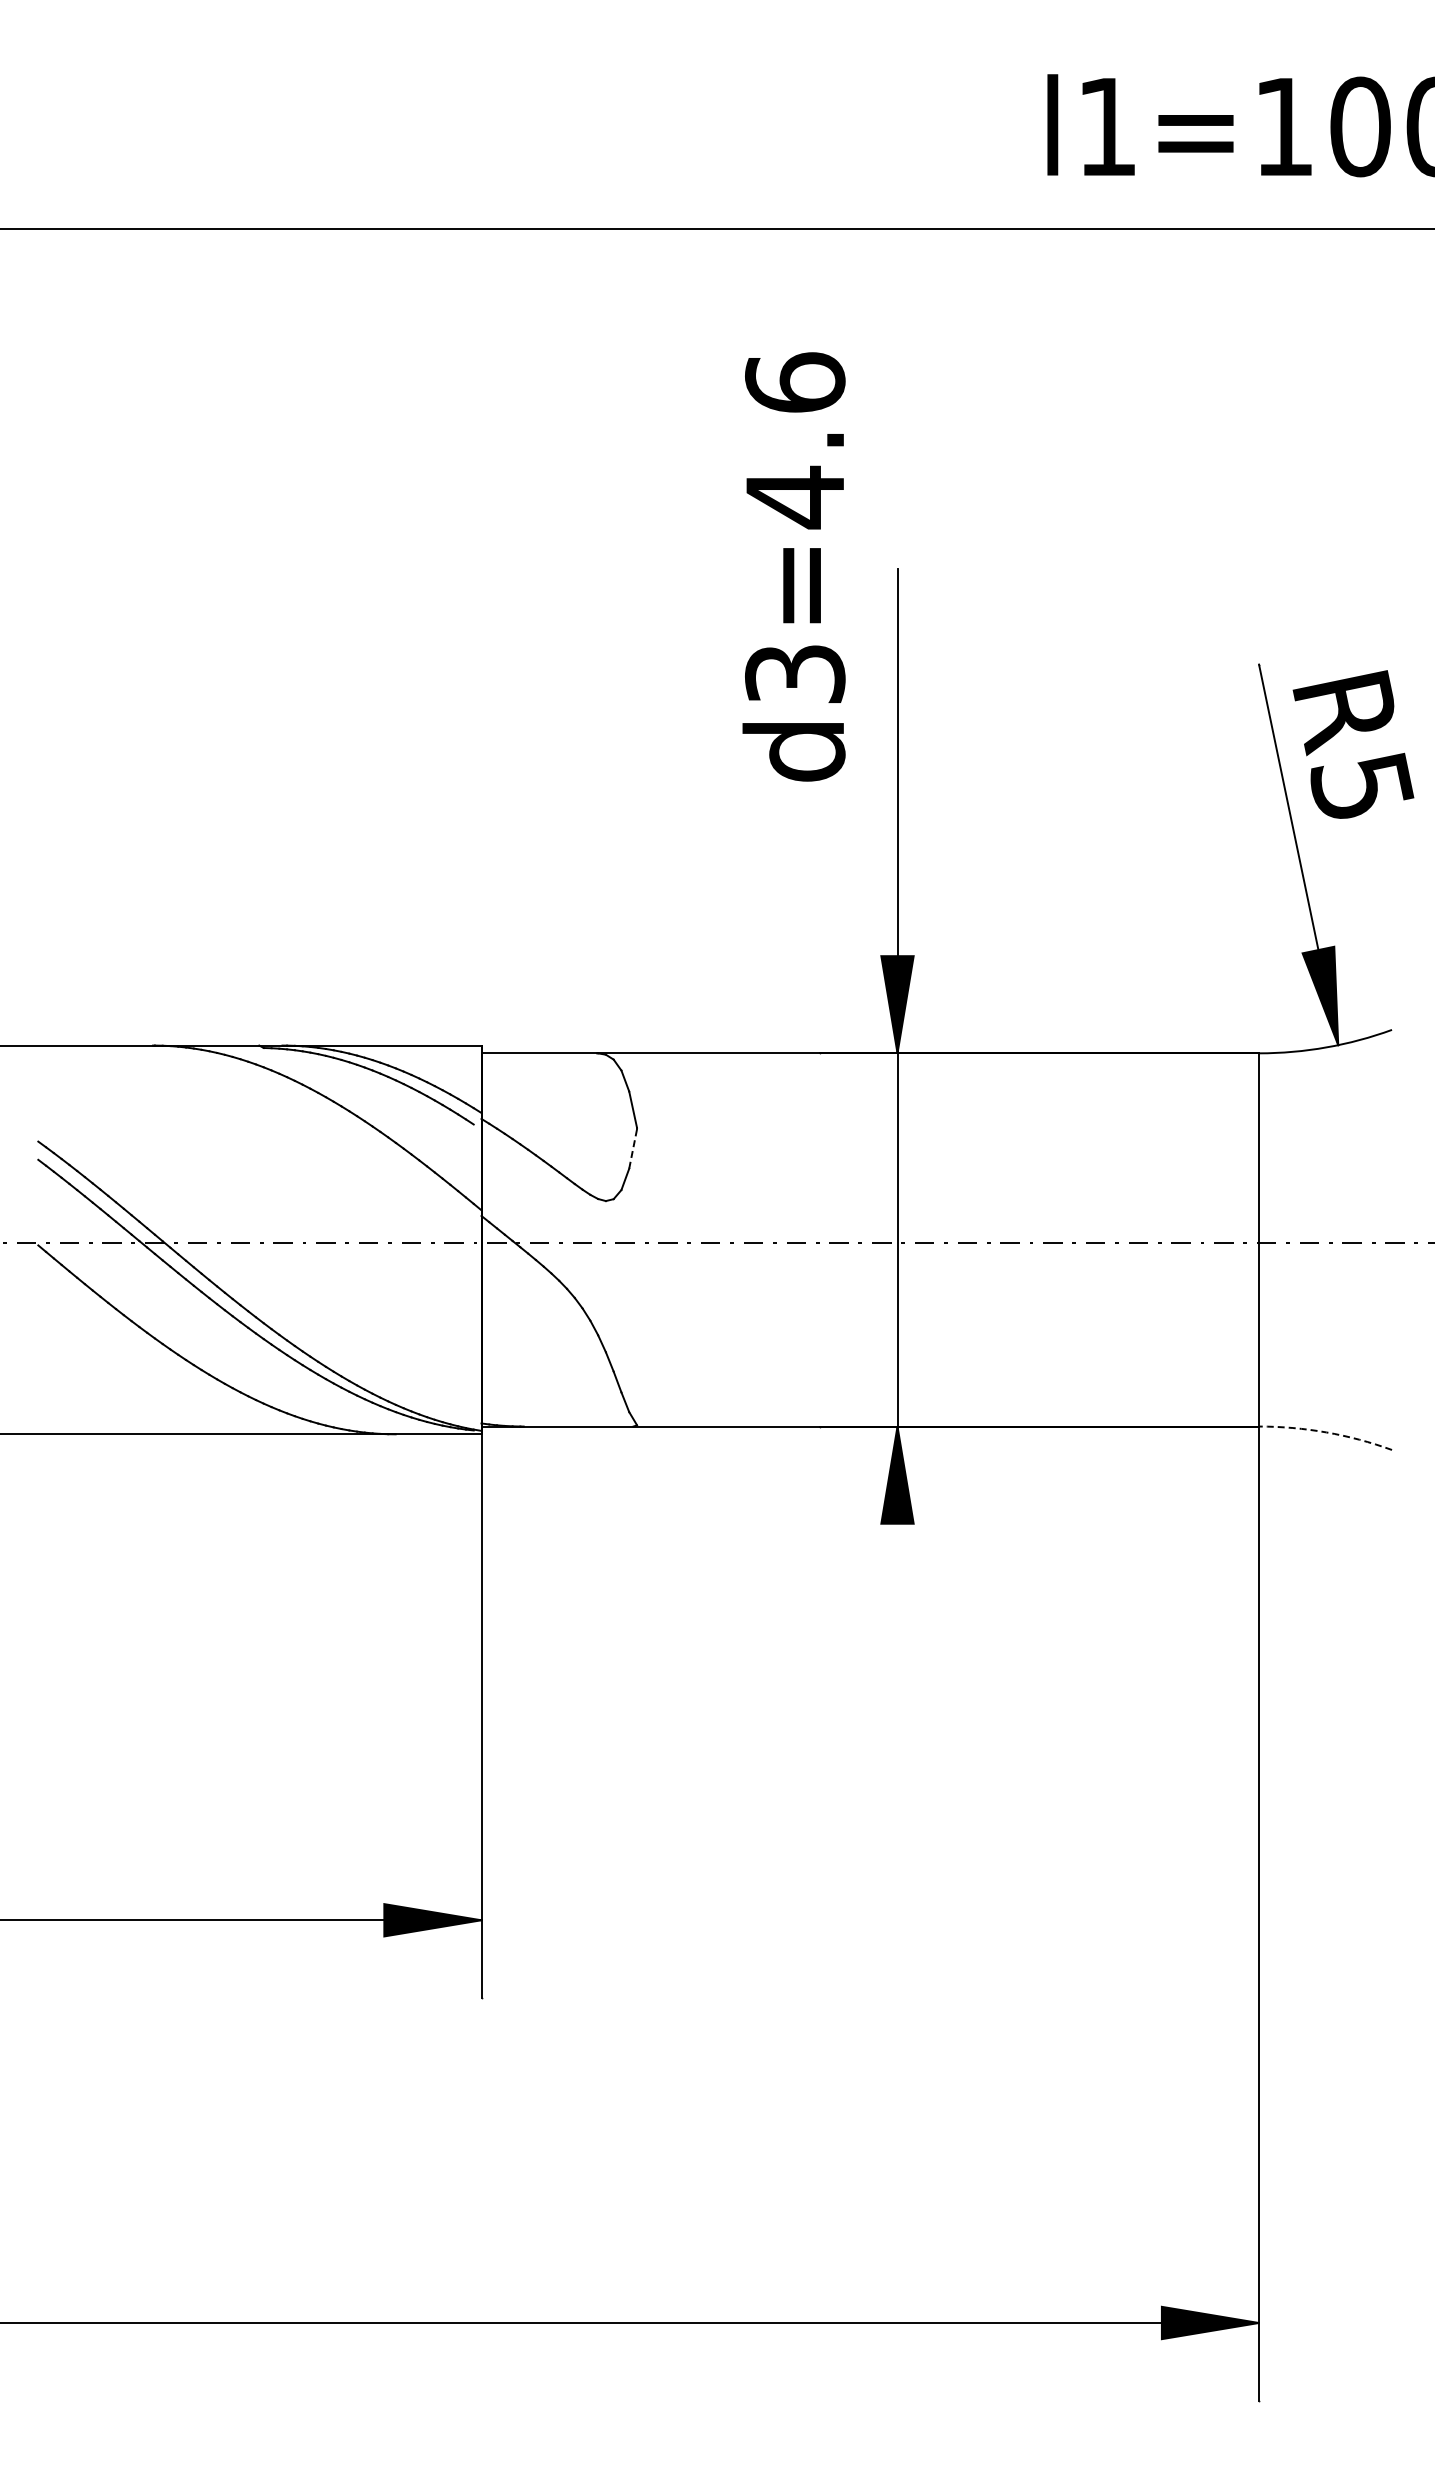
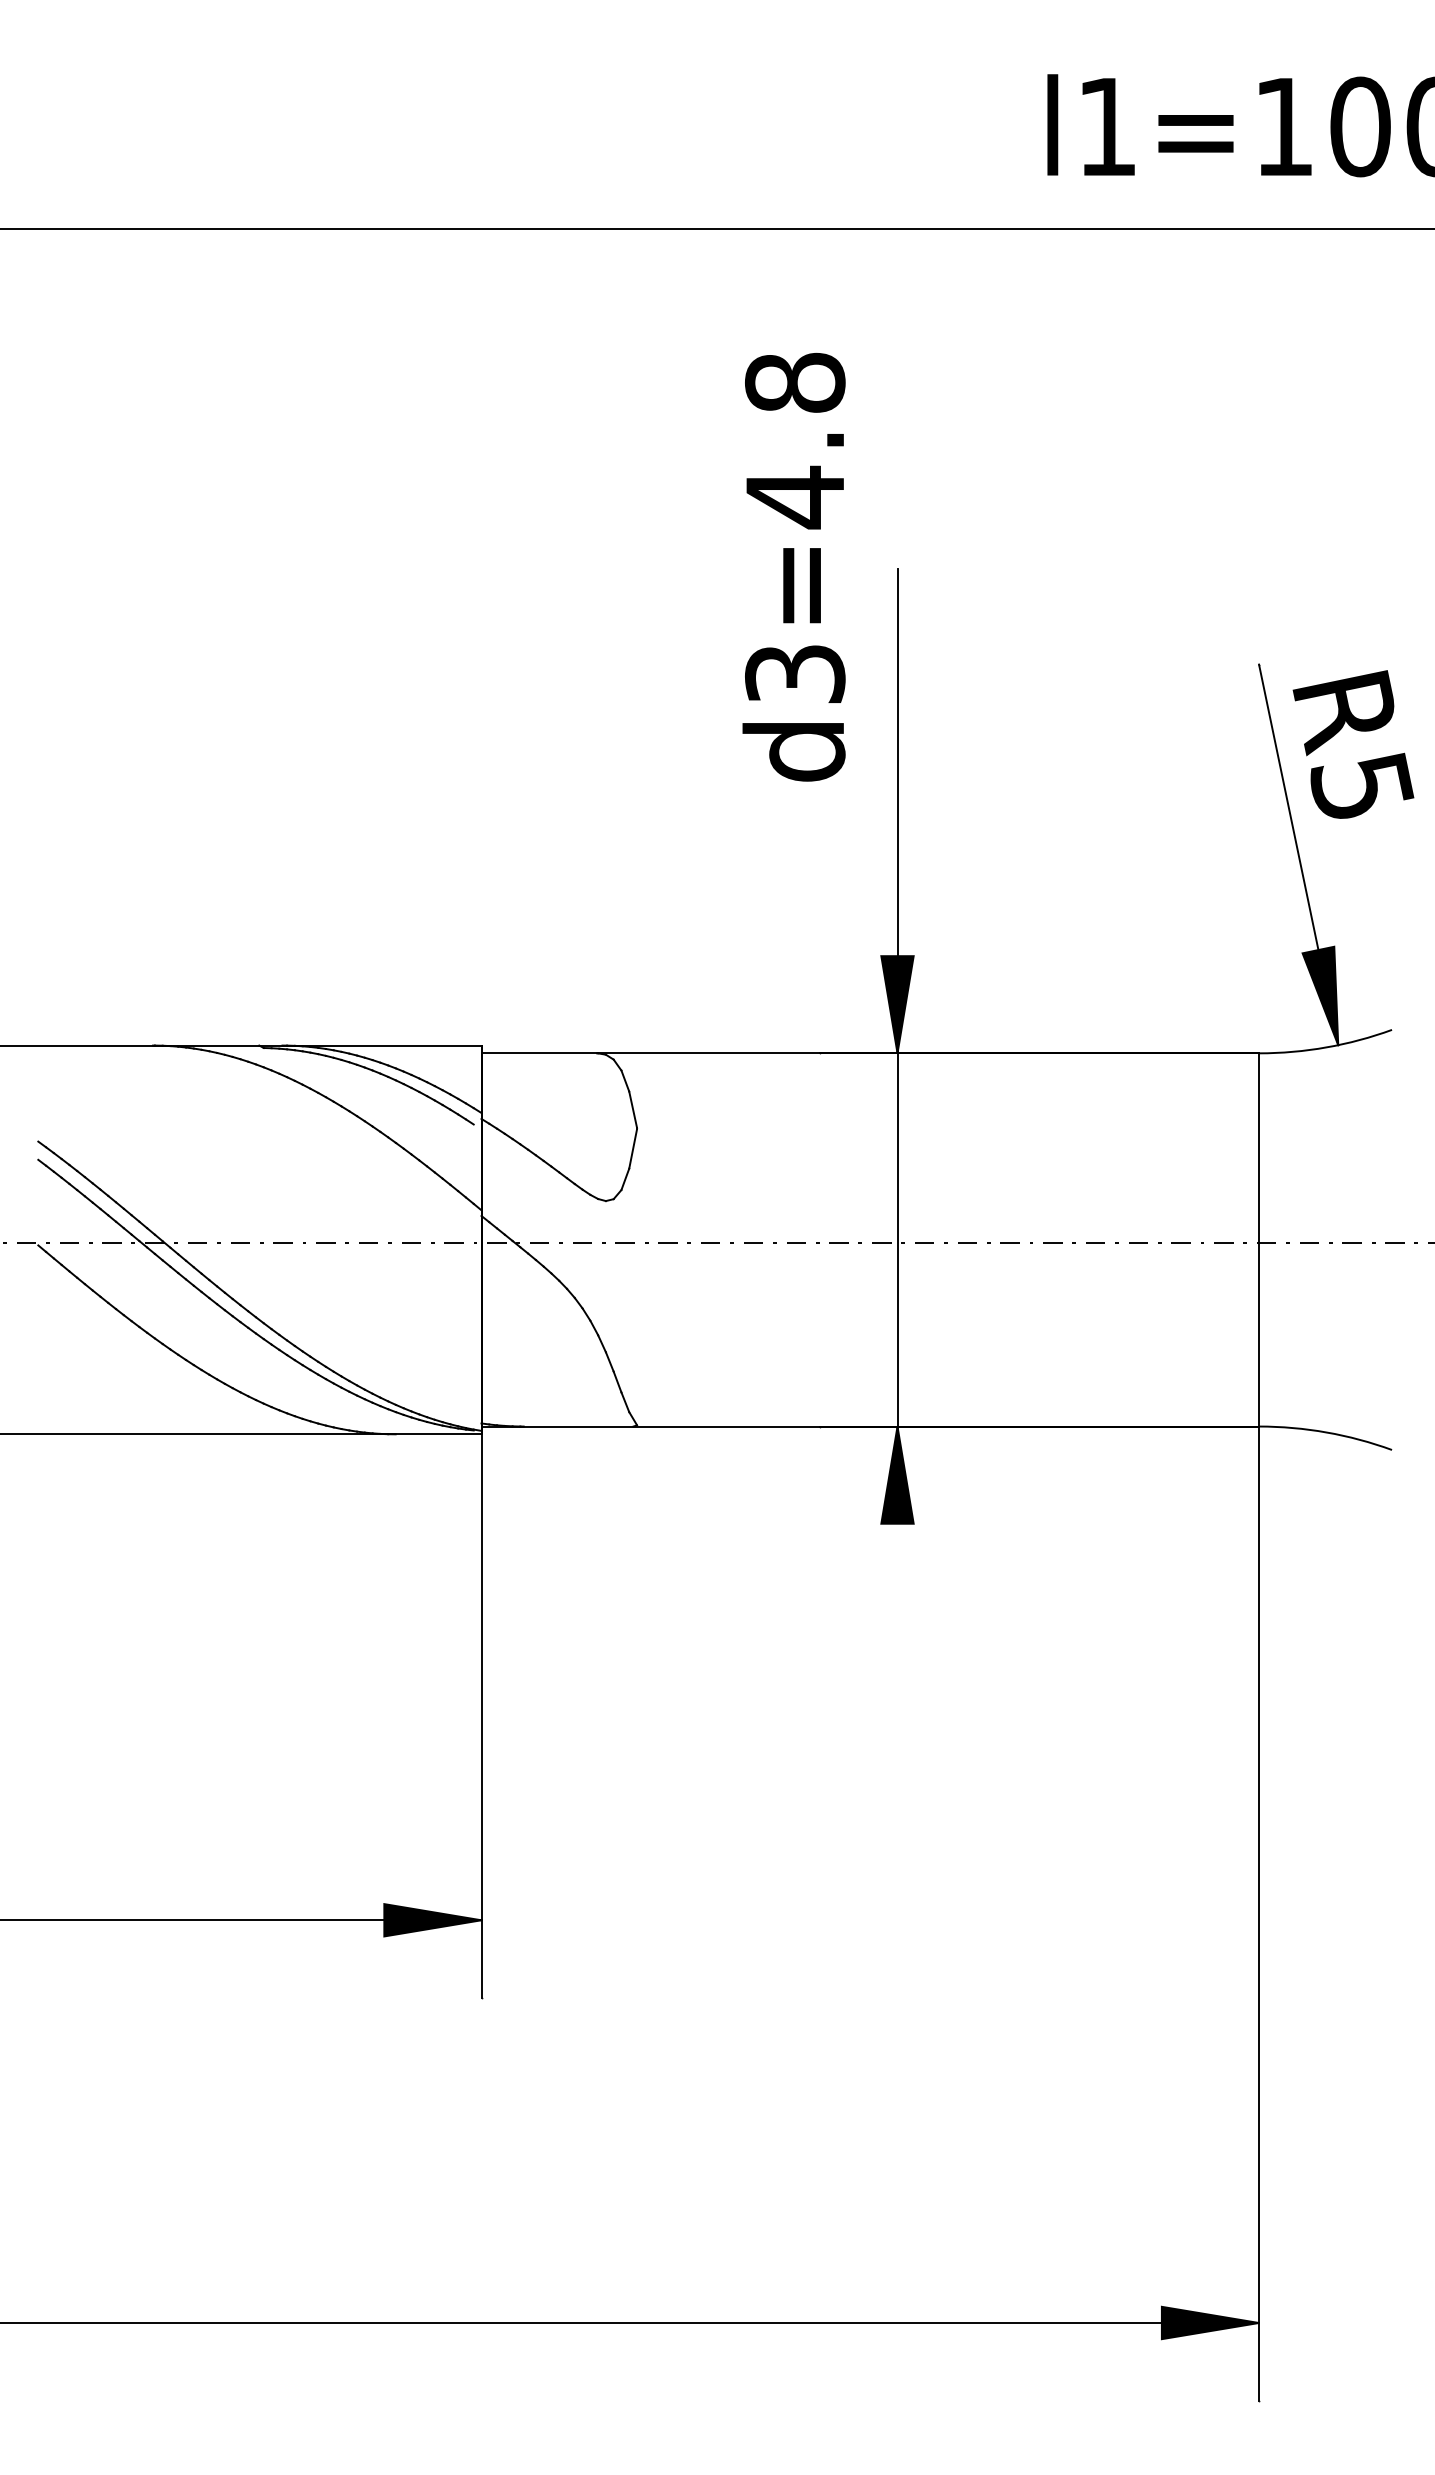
text: d3=4.6 -> d3=4.8 (795, 382)
line: dashed -> solid (633, 1149)
arc: dashed -> solid (1326, 1432)
